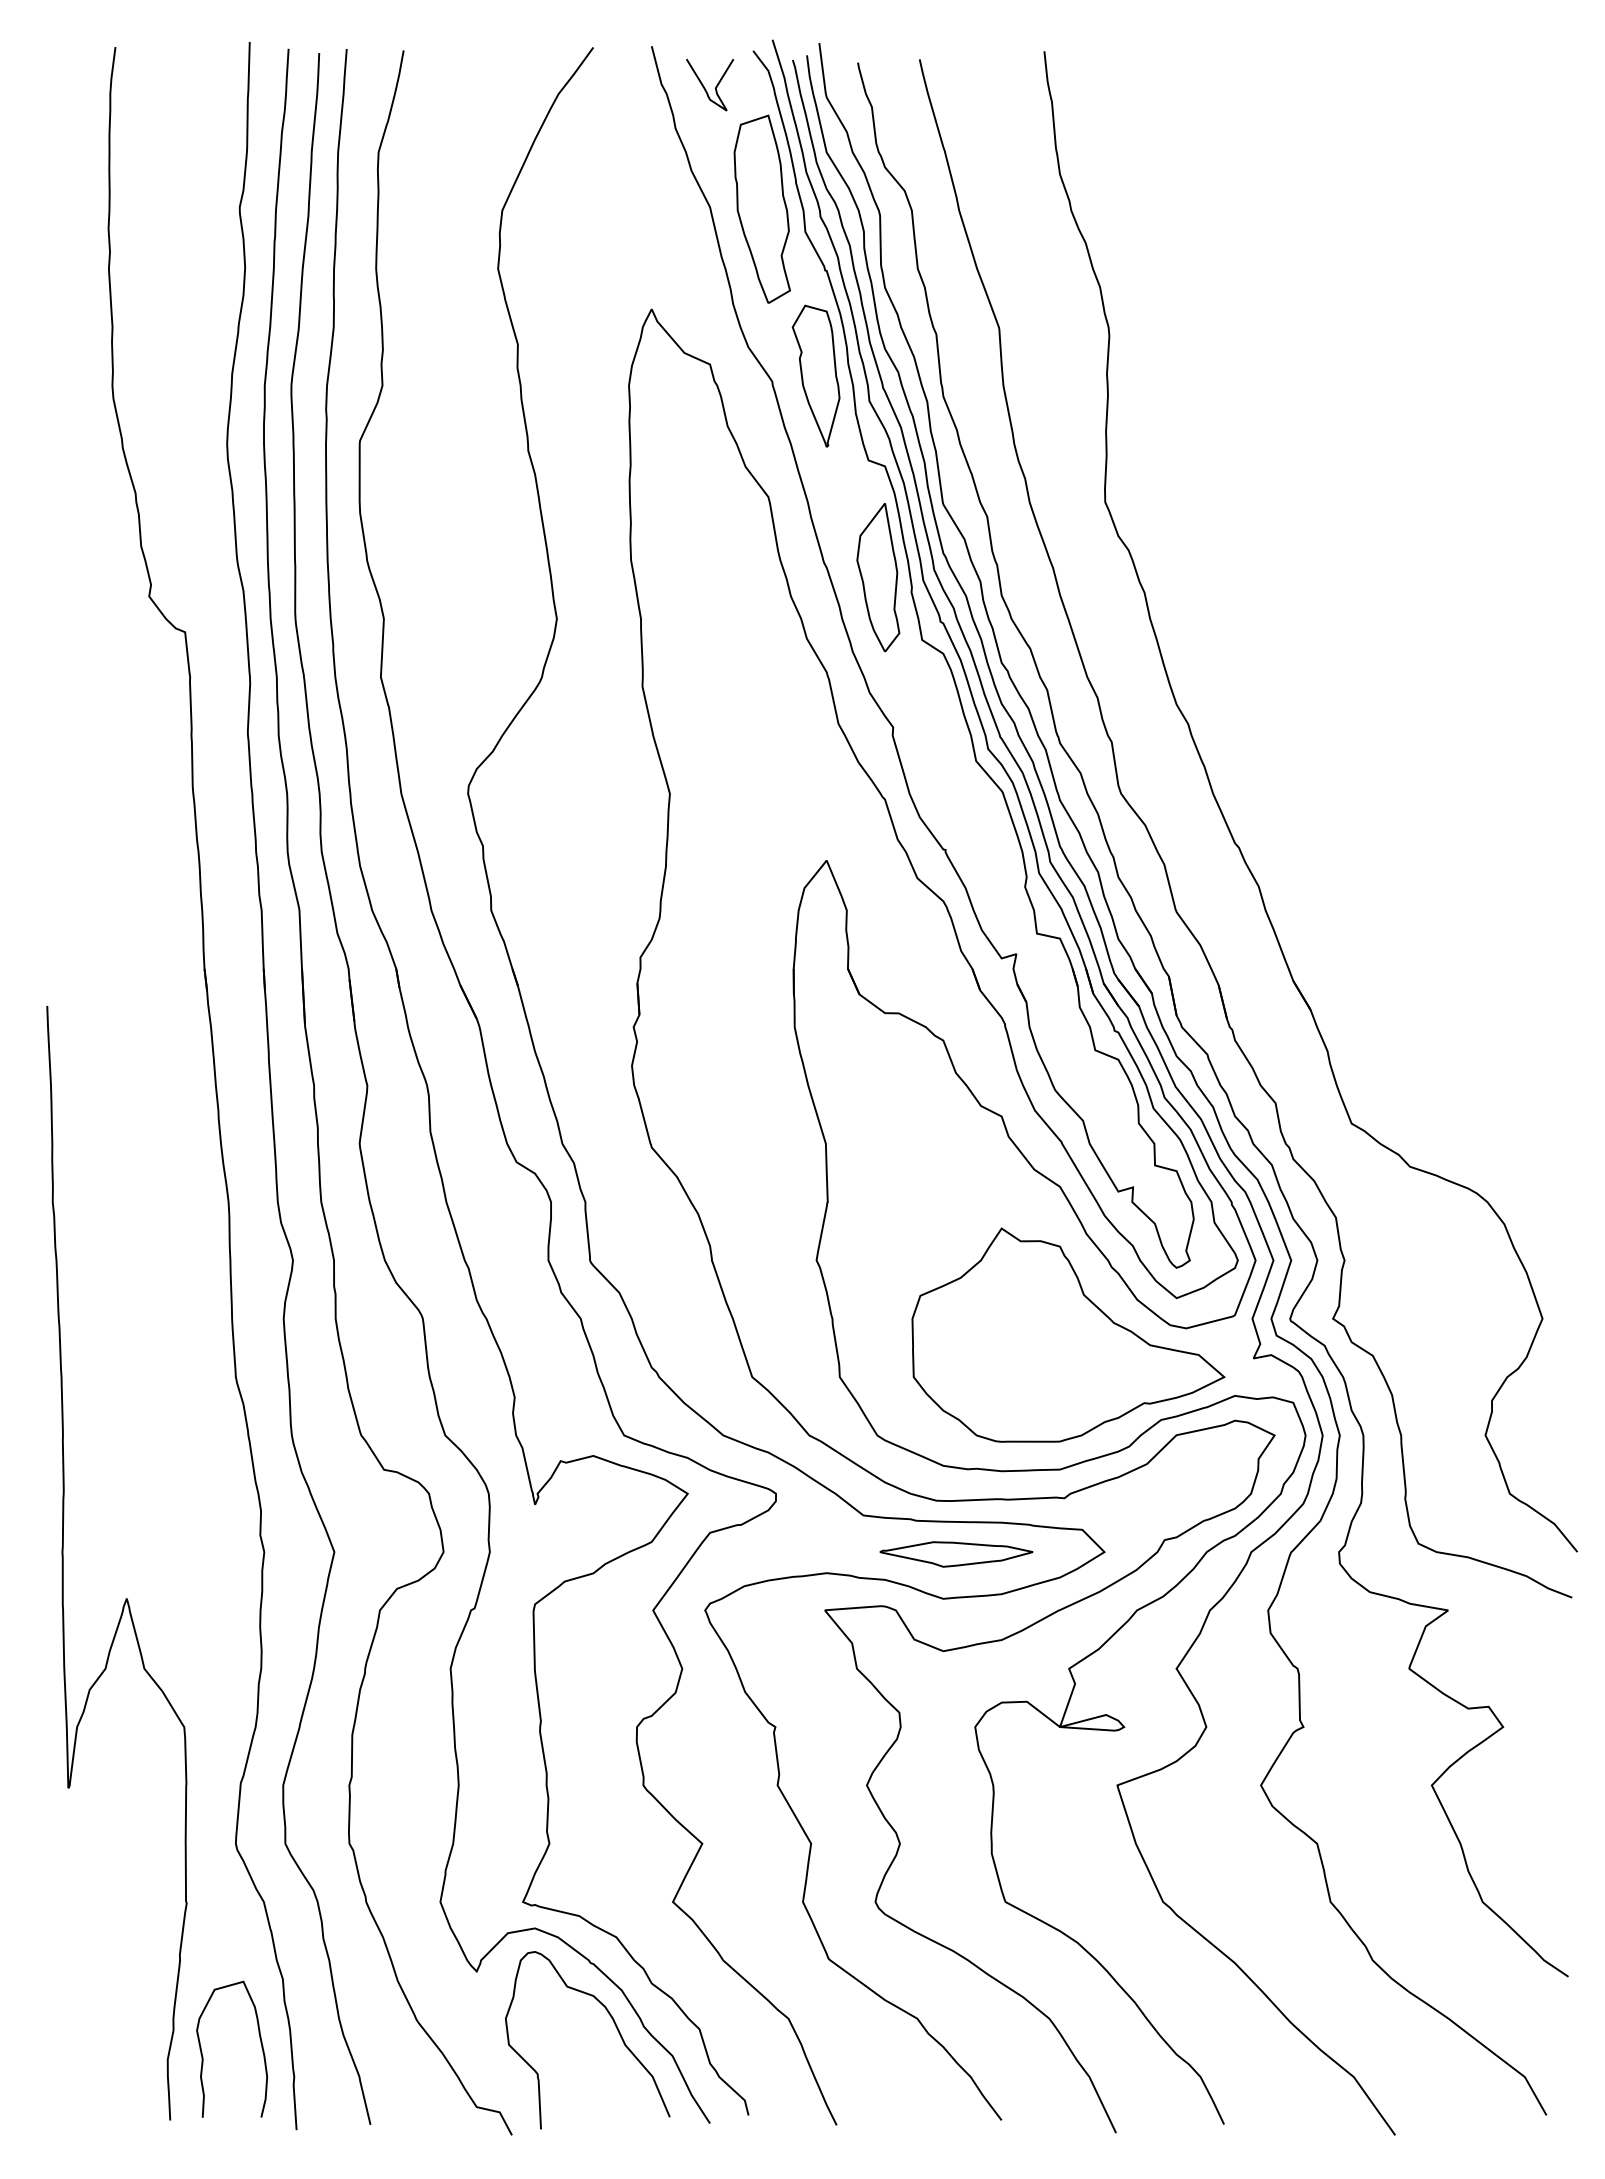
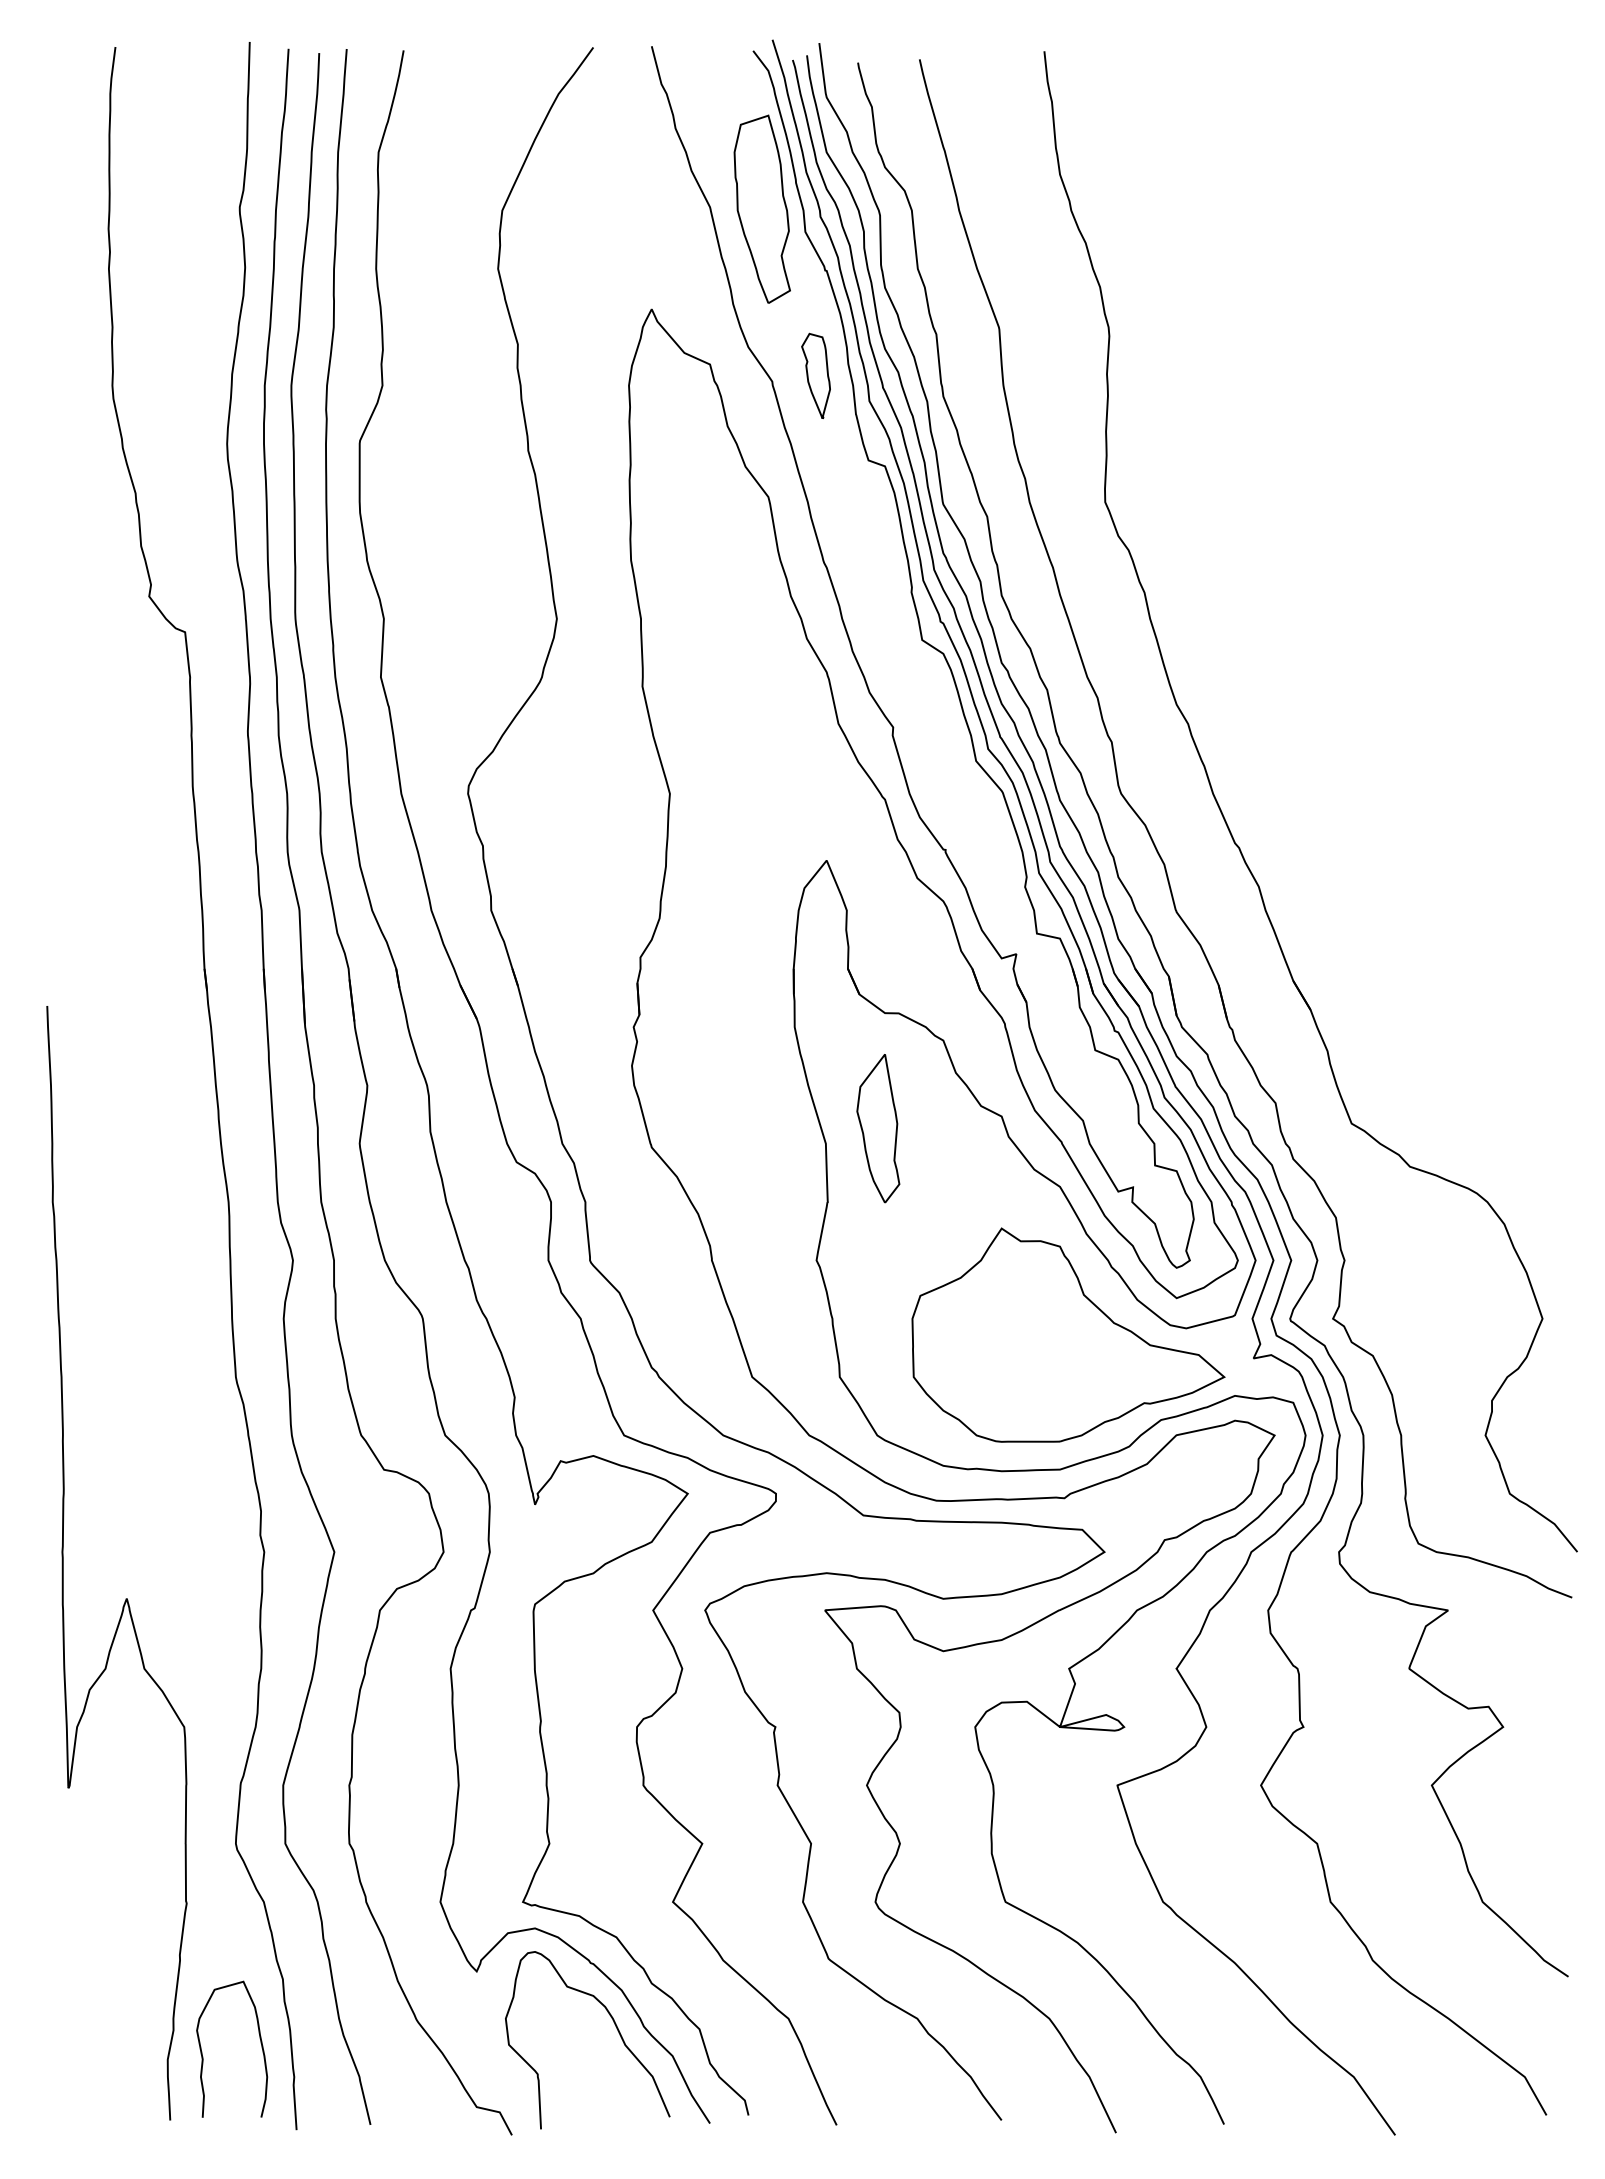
curve: present -> none (715, 86)
part size: 50x144 px -> 30x87 px (815, 375)
part position: (878, 577) -> (878, 1128) (878, 1128)
part: present -> none (956, 1554)
